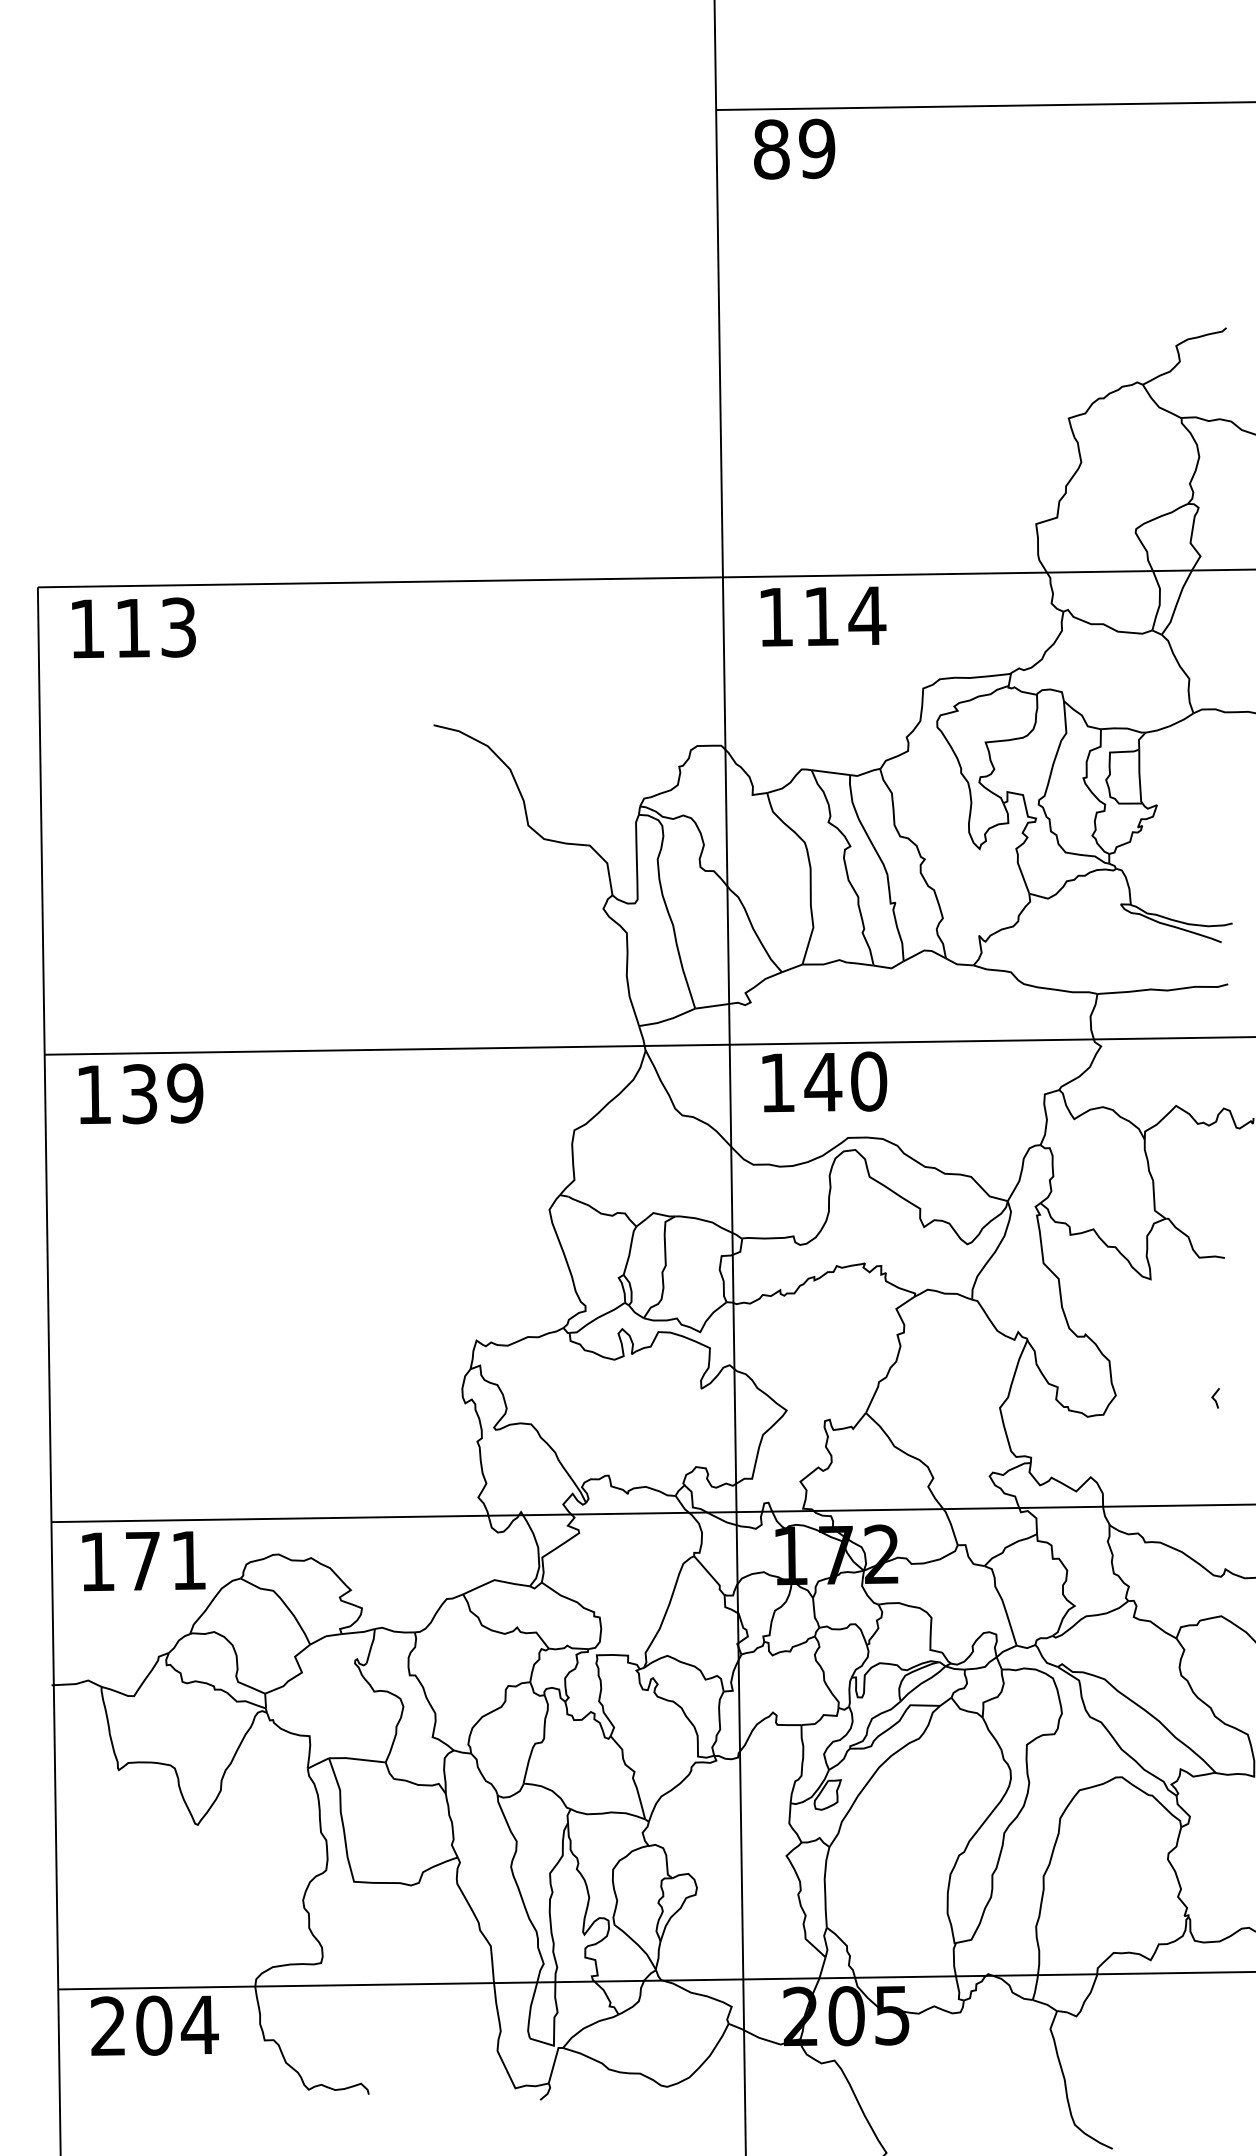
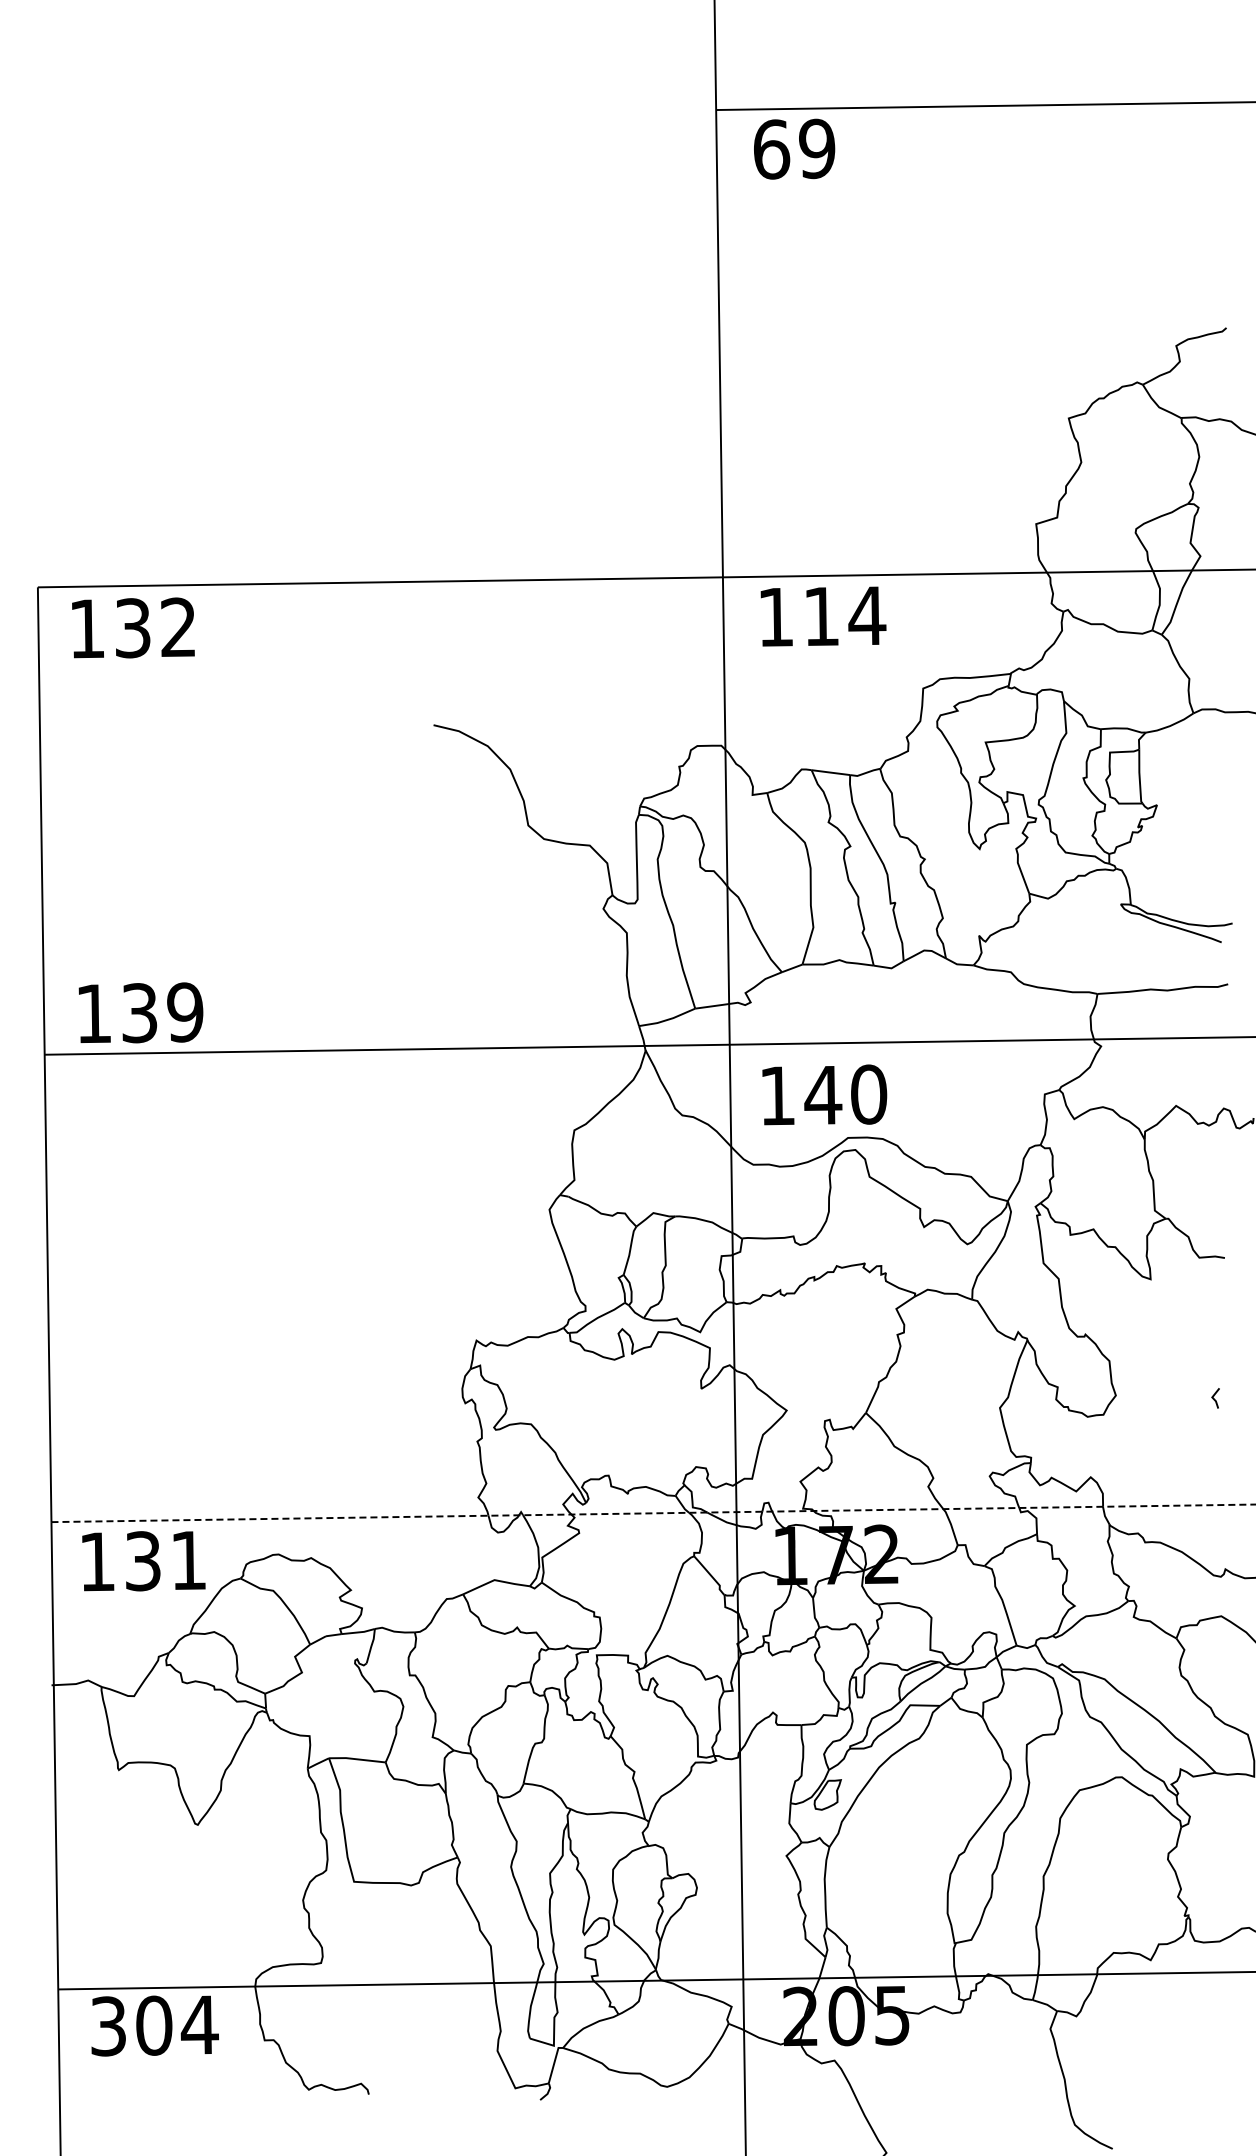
text: 89 -> 69 (772, 149)
text: 113 -> 132 (155, 627)
text position: (824, 1081) -> (824, 1094) (824, 1094)
text position: (140, 1093) -> (140, 1012) (140, 1012)
line: solid -> dashed (653, 1513)
text: 171 -> 131 (143, 1561)
text: 204 -> 304 (108, 2026)
